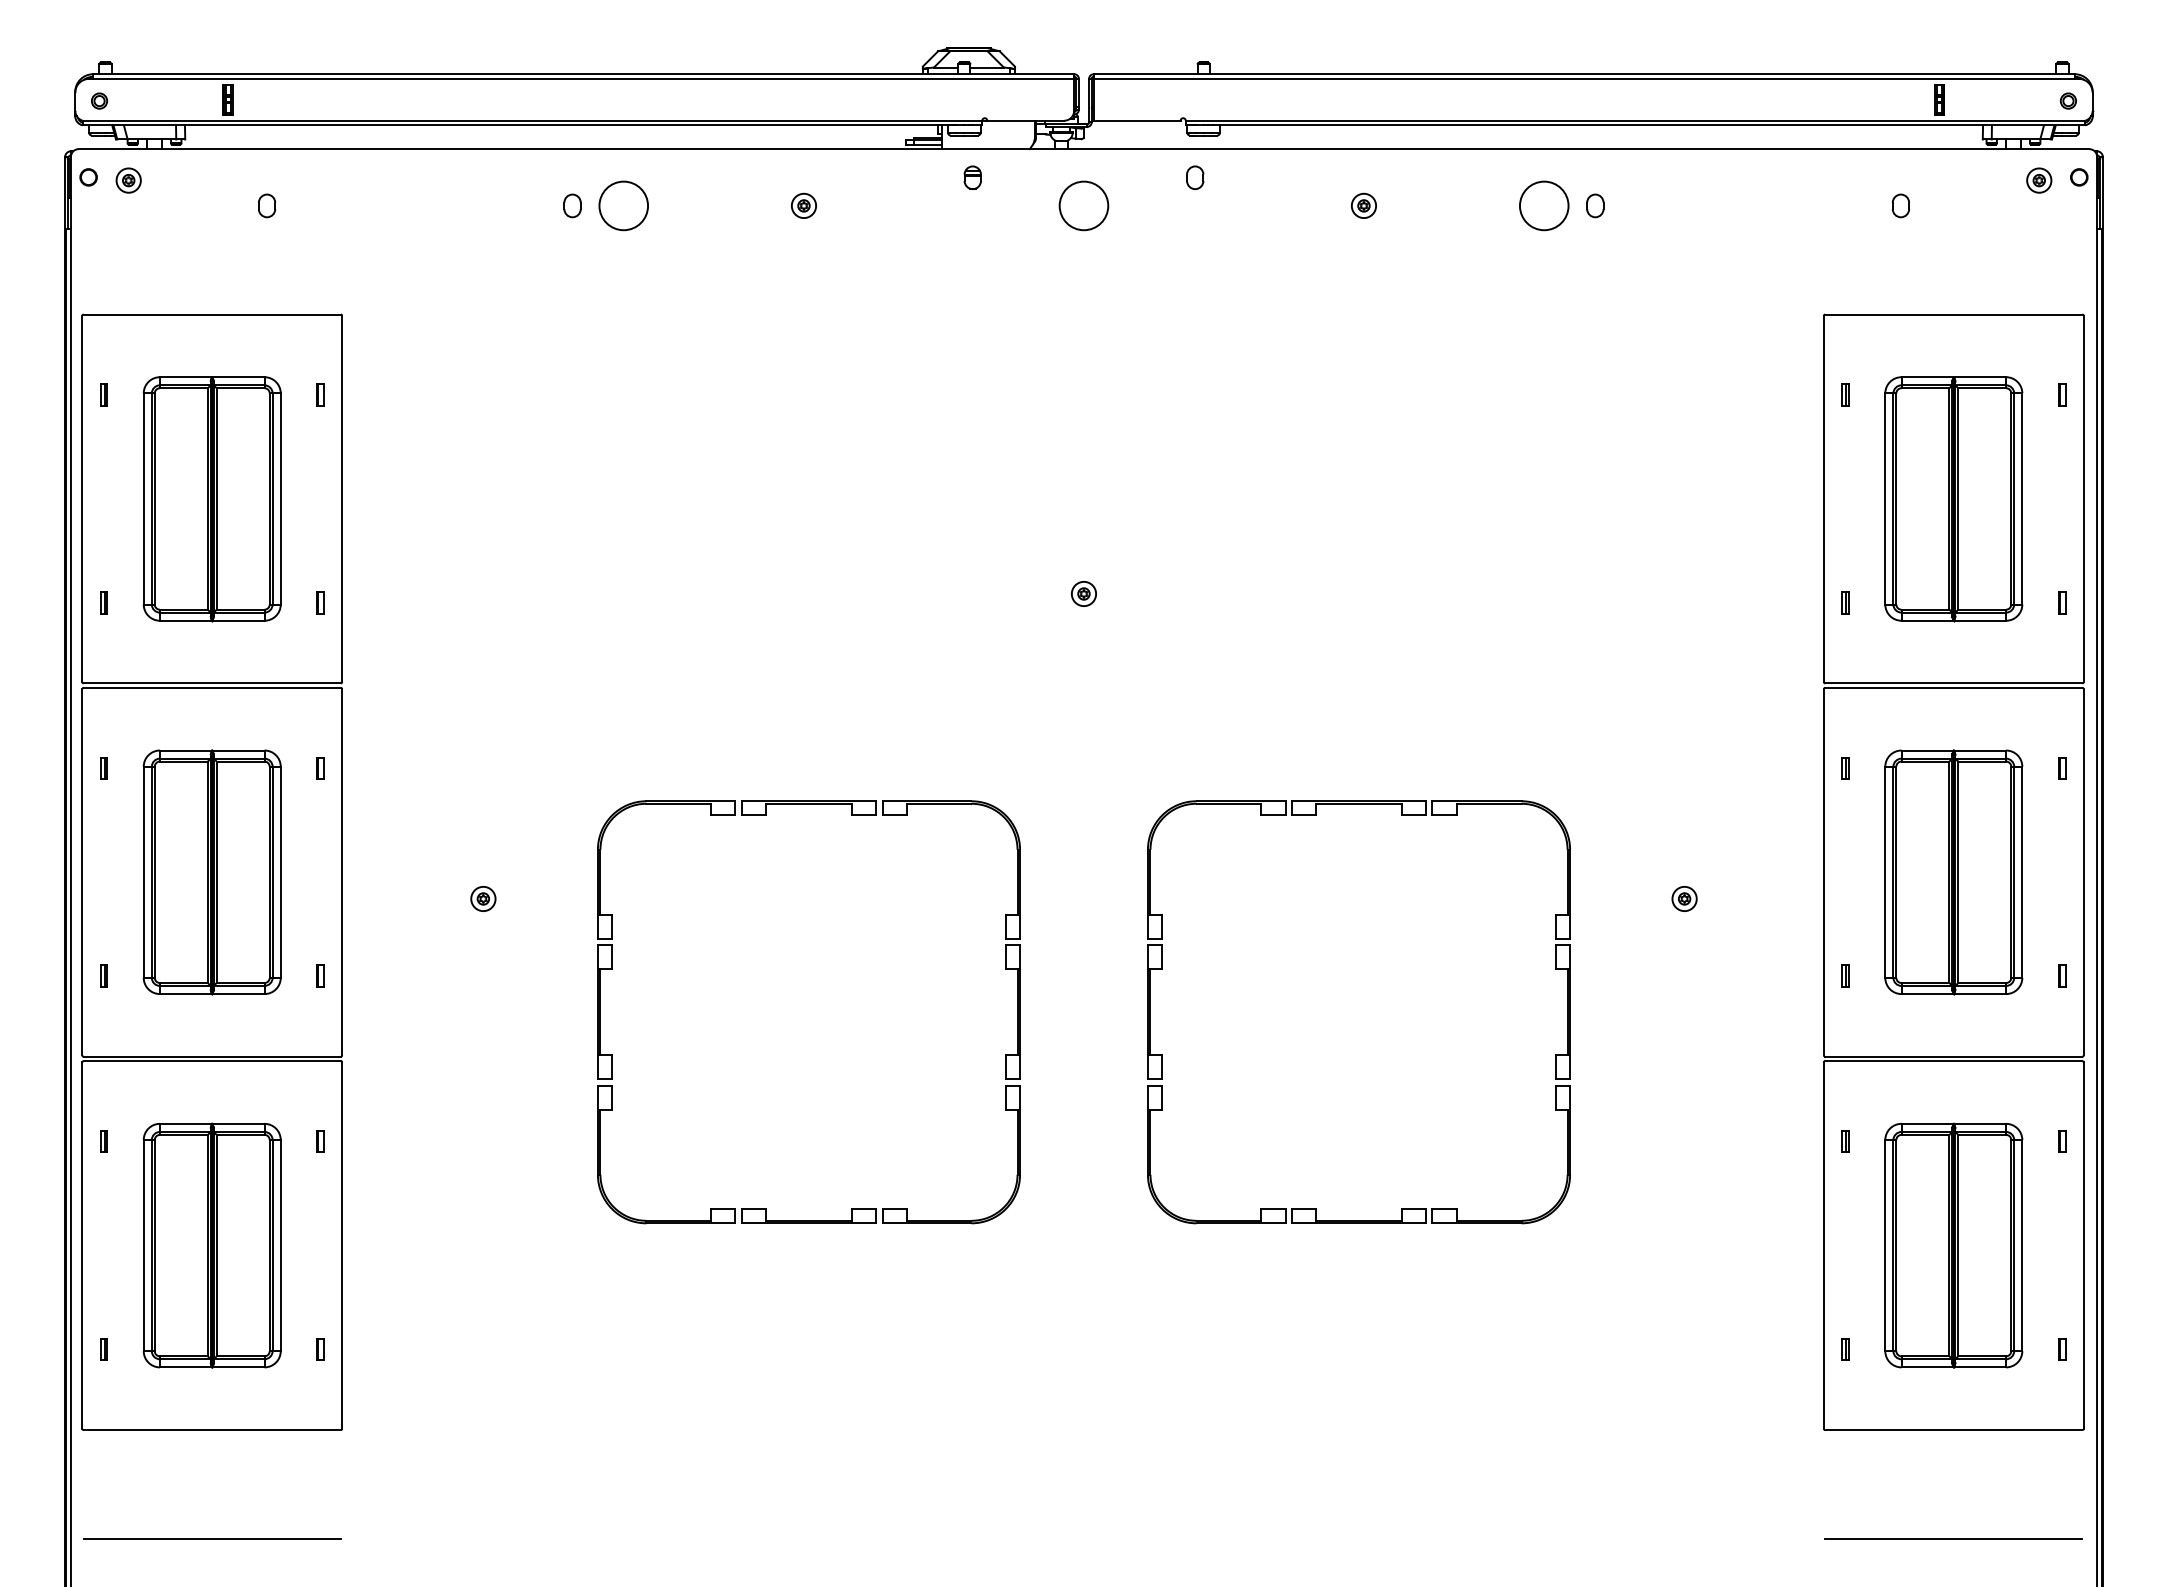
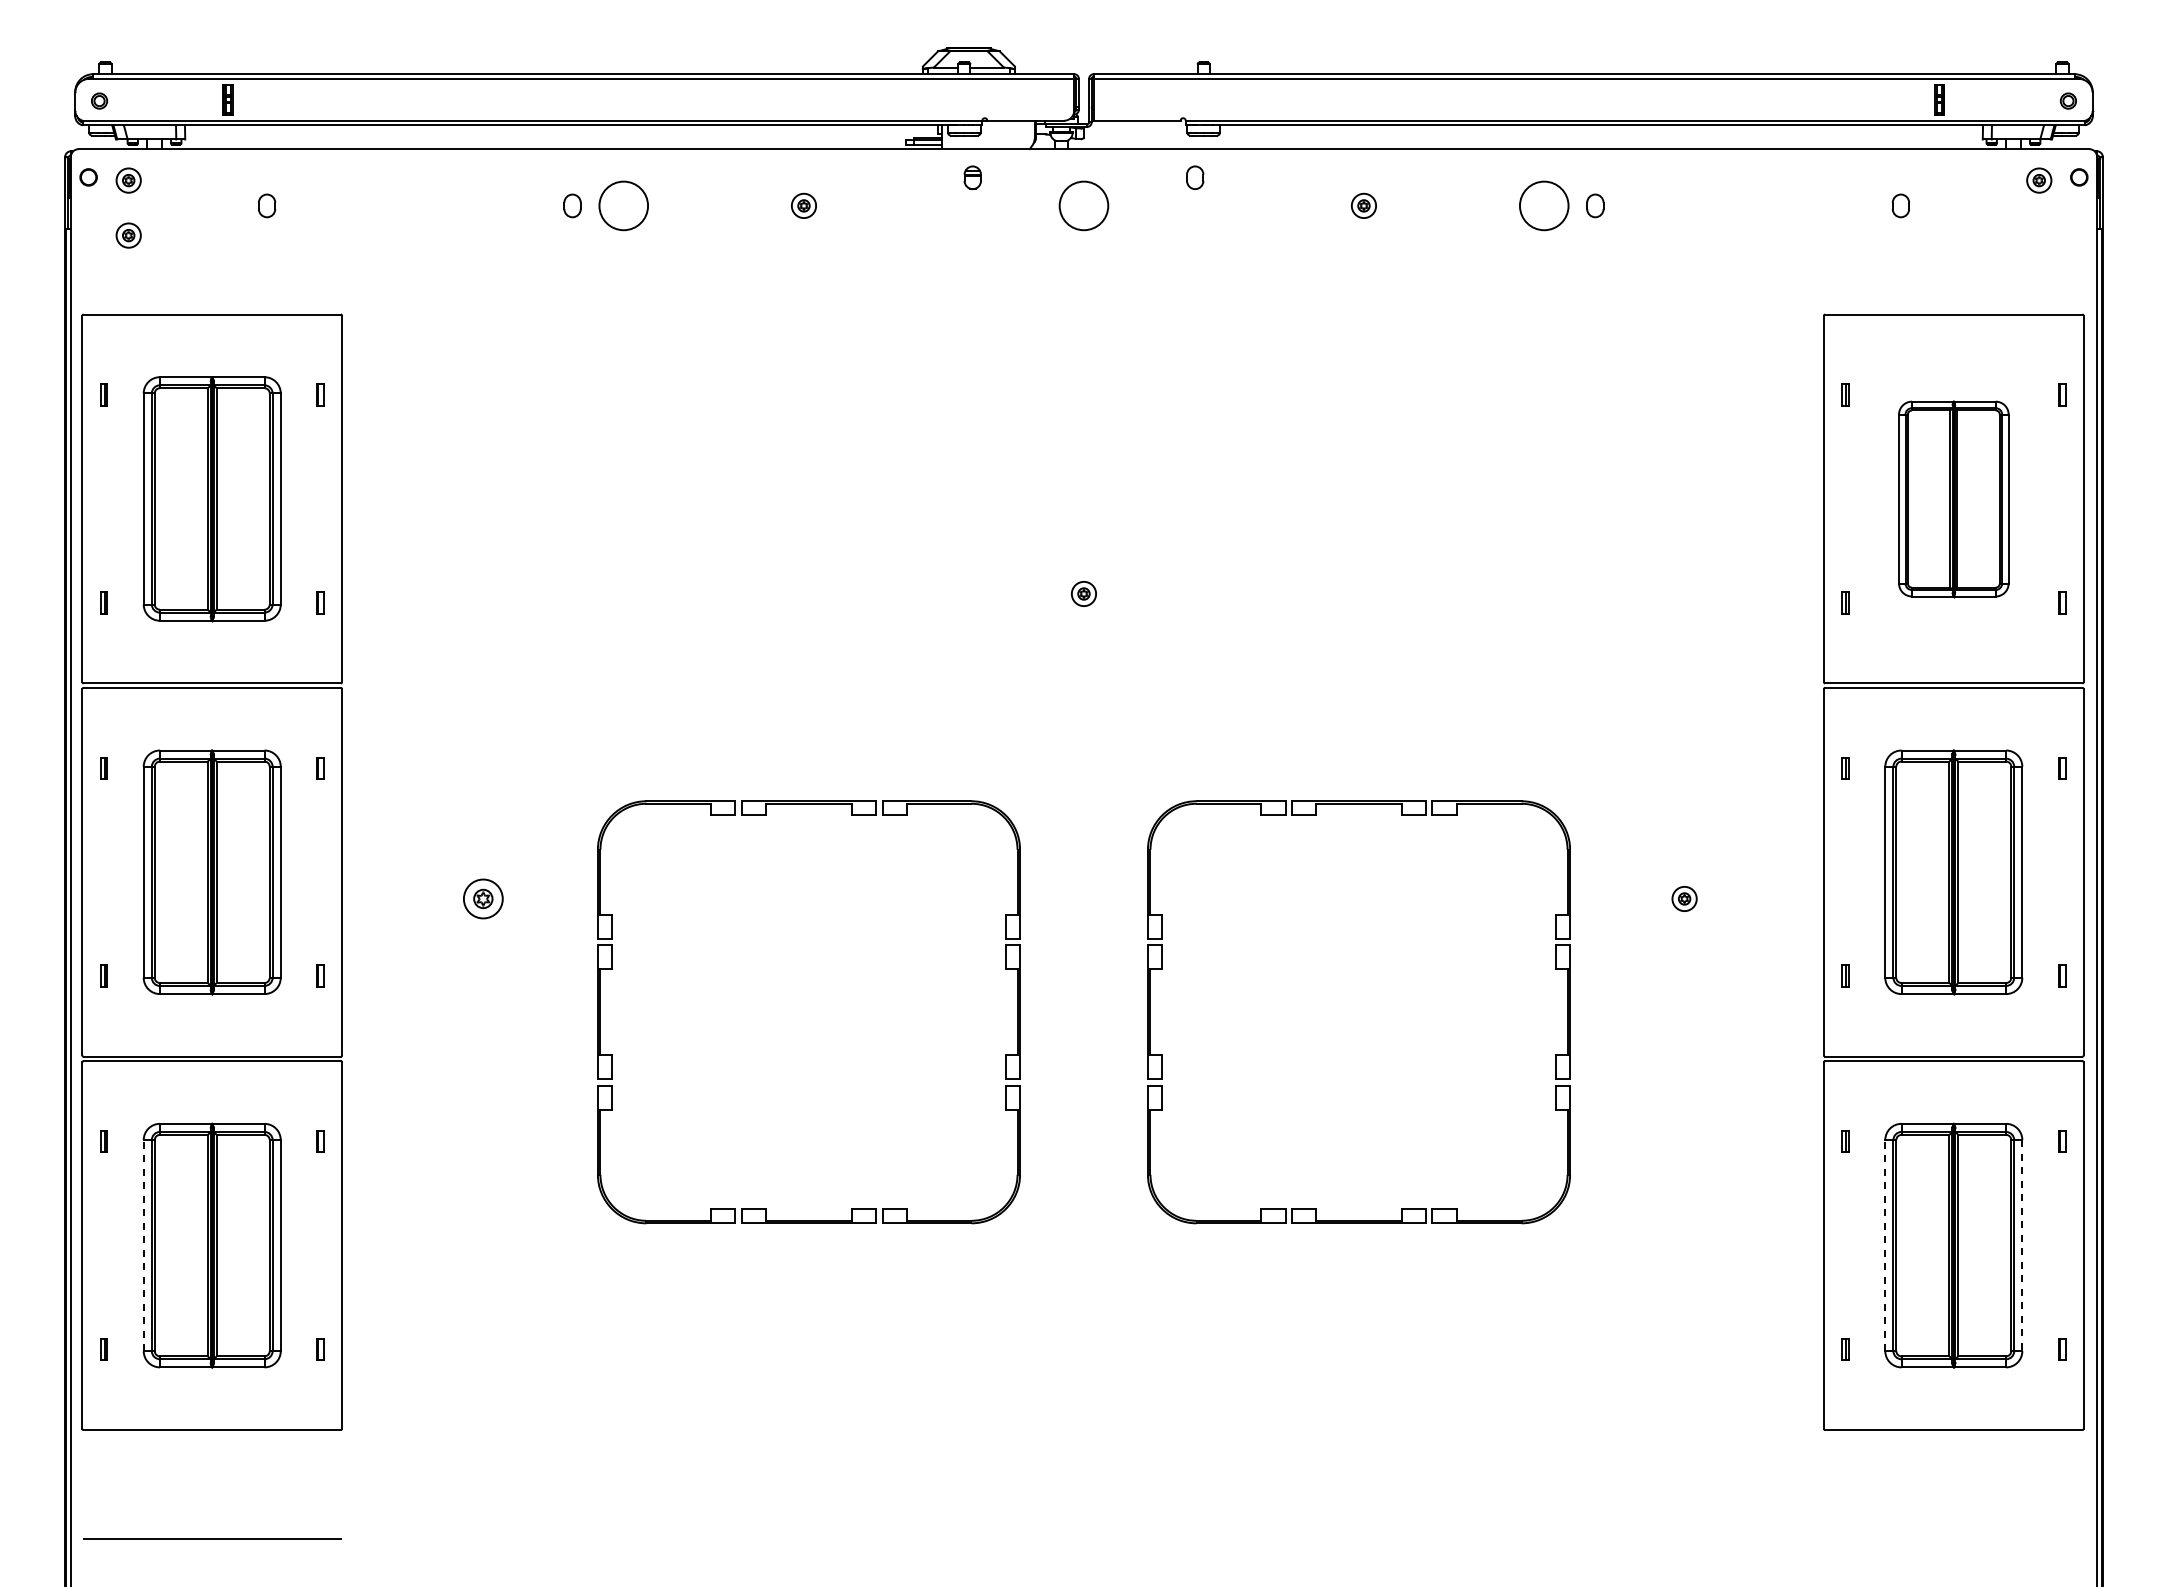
part: none -> present (128, 235)
part size: 140x247 px -> 112x199 px (1953, 499)
part size: 27x26 px -> 41x42 px (483, 898)
line: solid -> dashed (143, 1245)
line: solid -> dashed (1885, 1245)
line: solid -> dashed (2022, 1245)
line: present -> none (1953, 1539)
